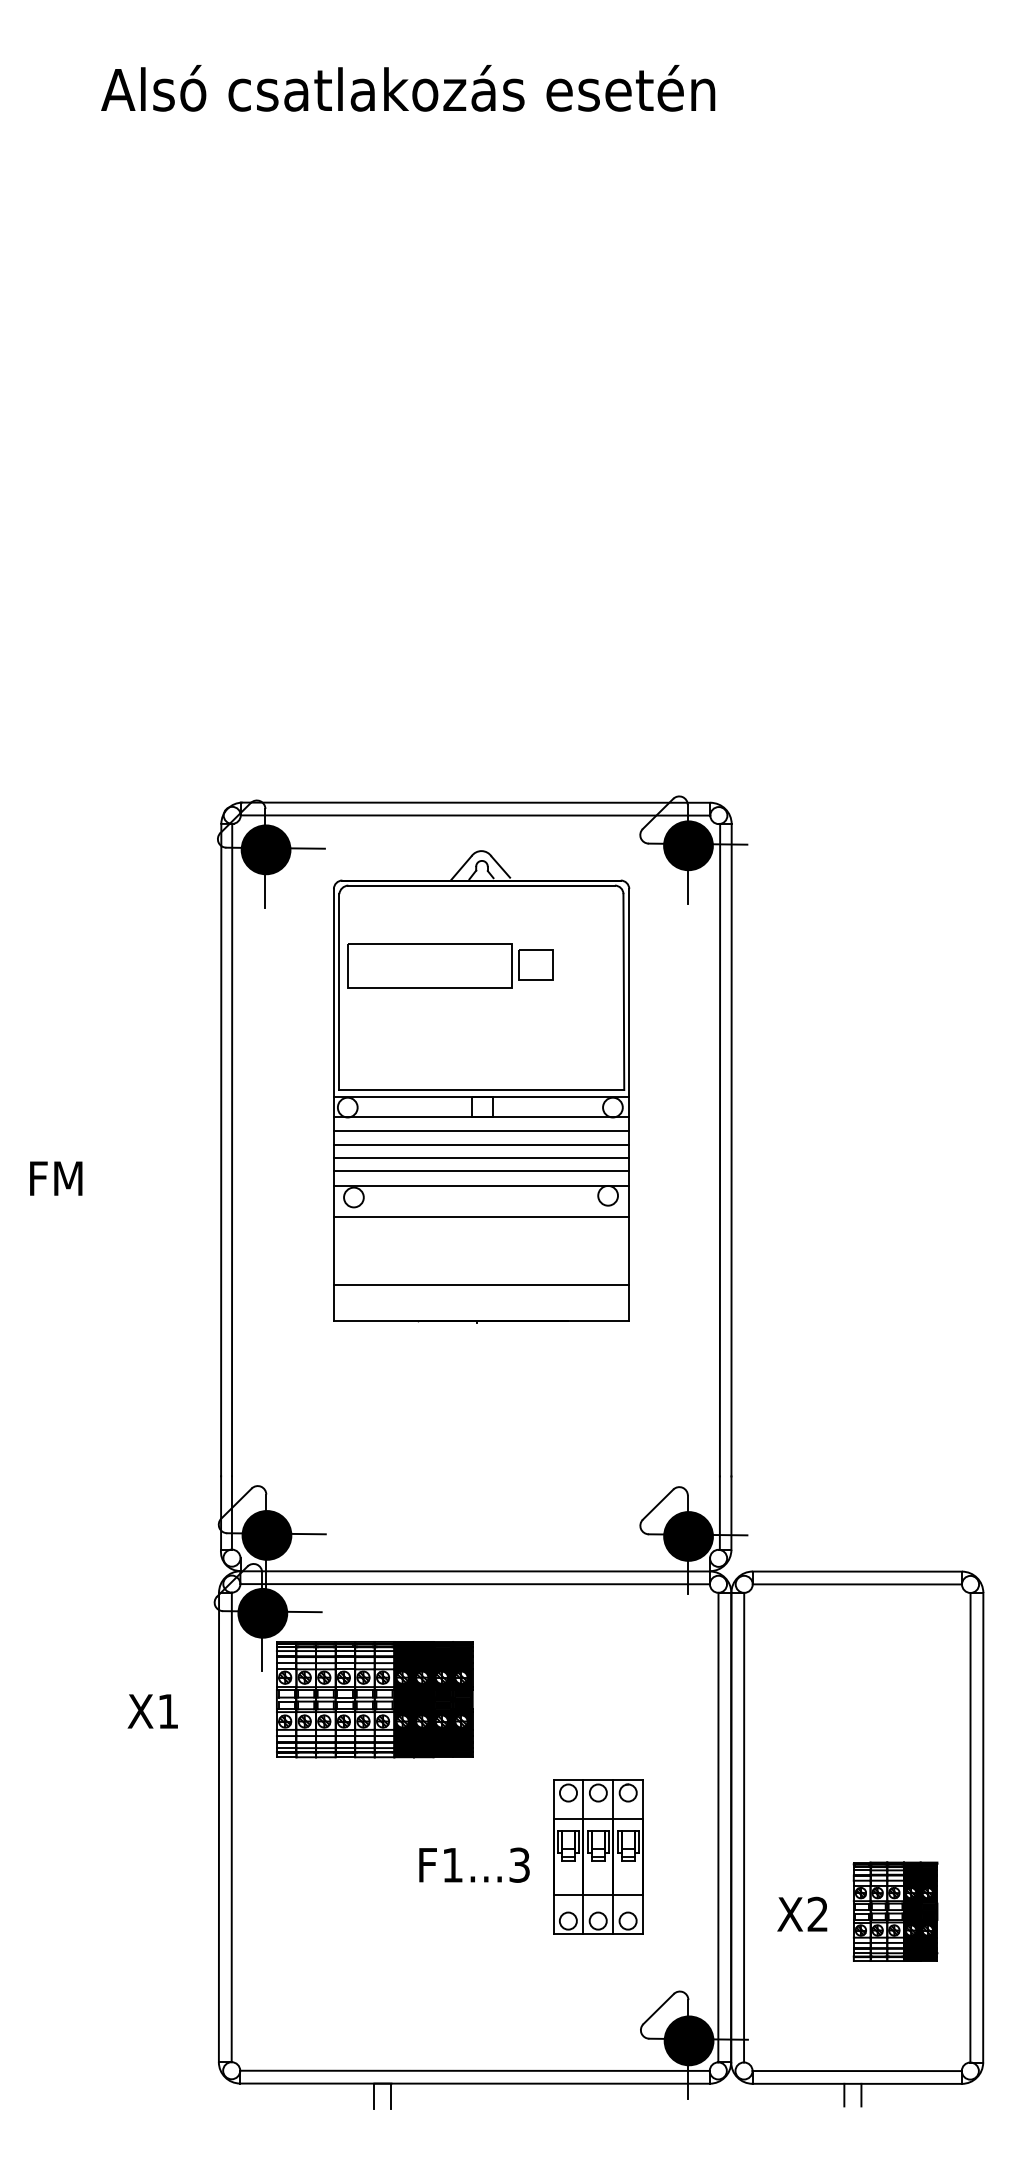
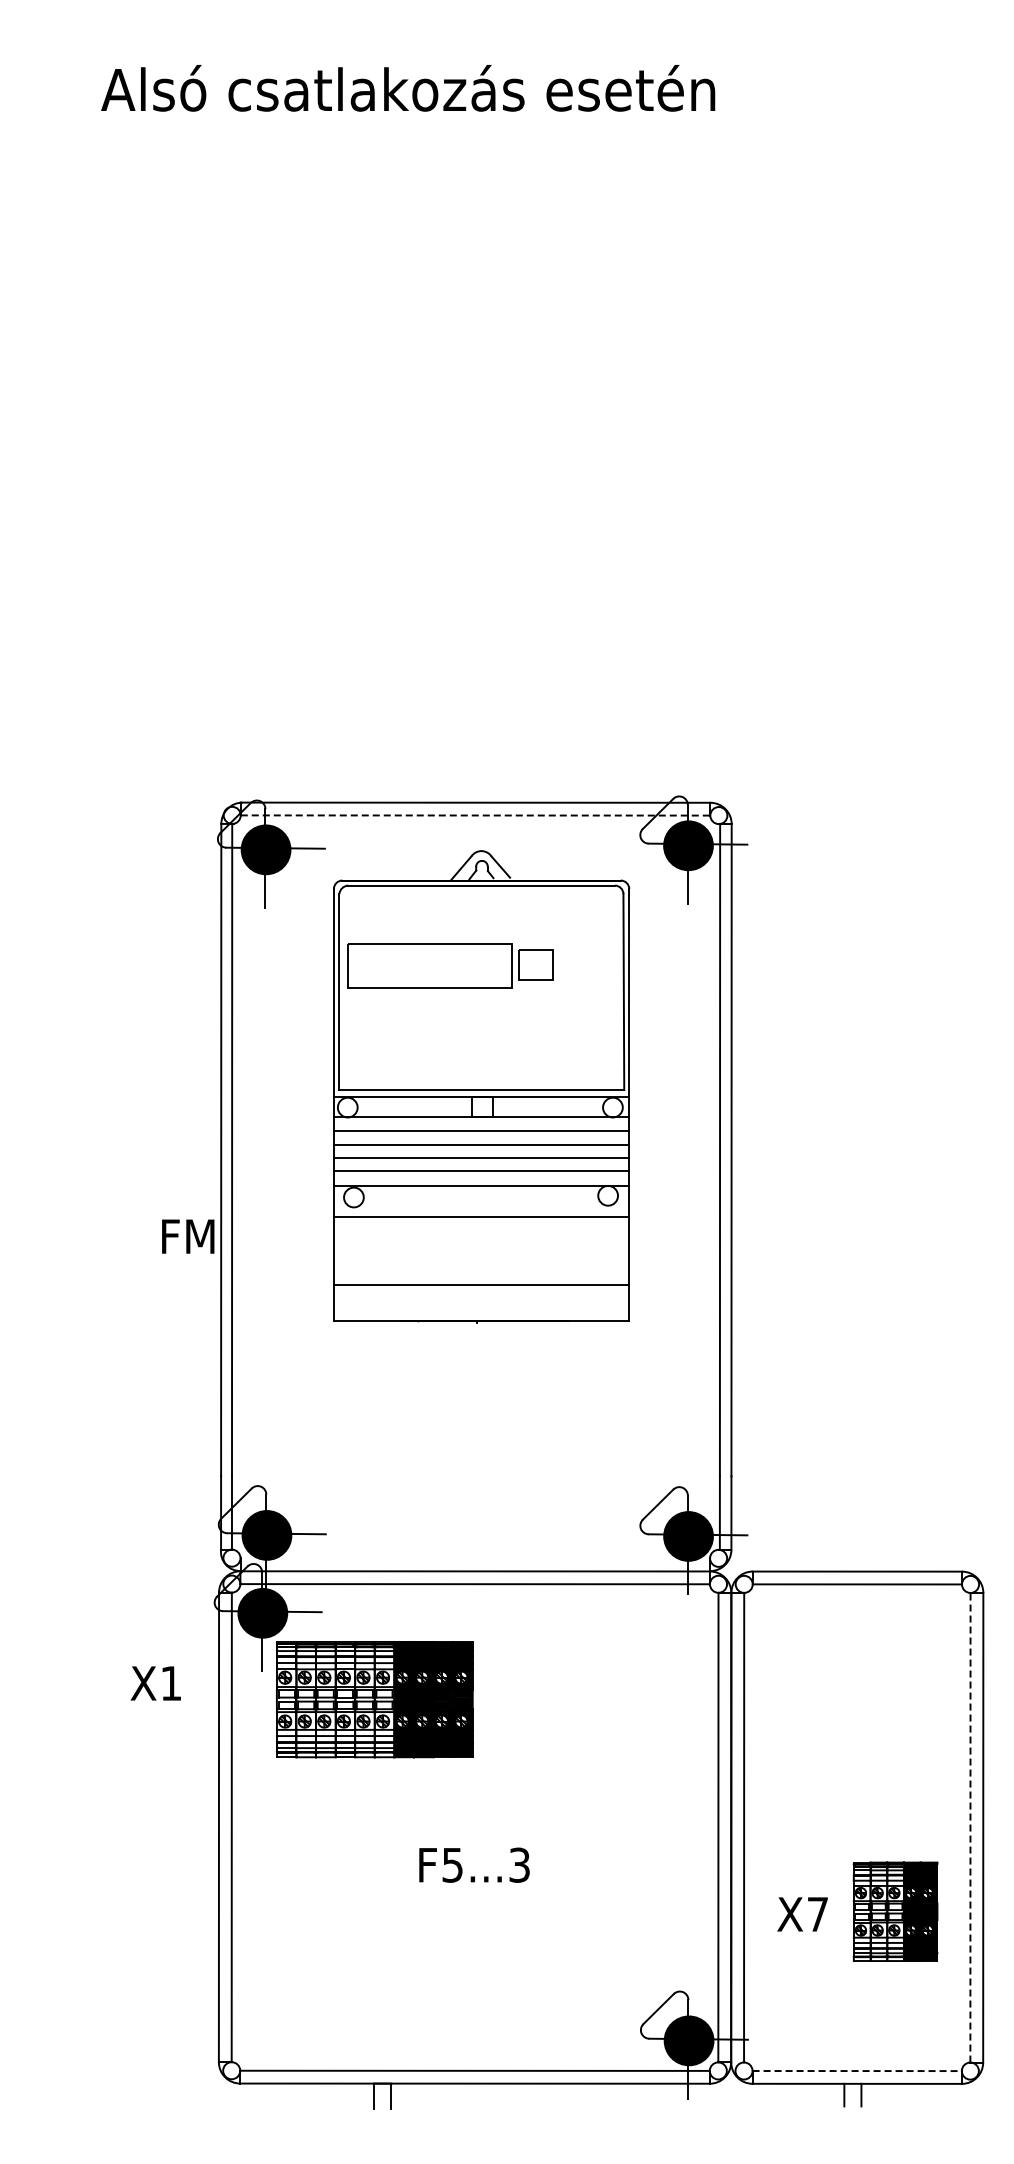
line: solid -> dashed (475, 815)
text position: (56, 1178) -> (188, 1236) (188, 1236)
text position: (152, 1711) -> (155, 1683) (155, 1683)
line: solid -> dashed (970, 1827)
part: present -> none (598, 1856)
text: F1...3 -> F5...3 (452, 1865)
text: X2 -> X7 (817, 1913)
line: solid -> dashed (857, 2071)
